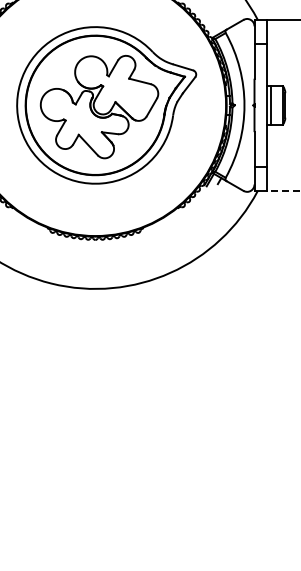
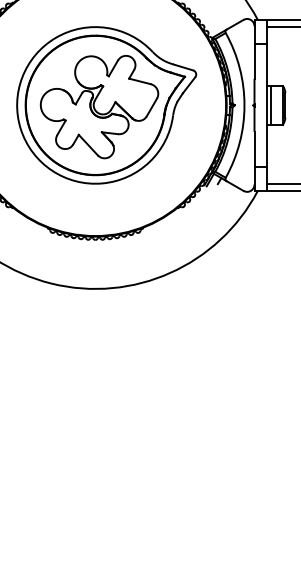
line: none -> present (281, 27)
line: none -> present (281, 183)
line: dashed -> solid (283, 191)
